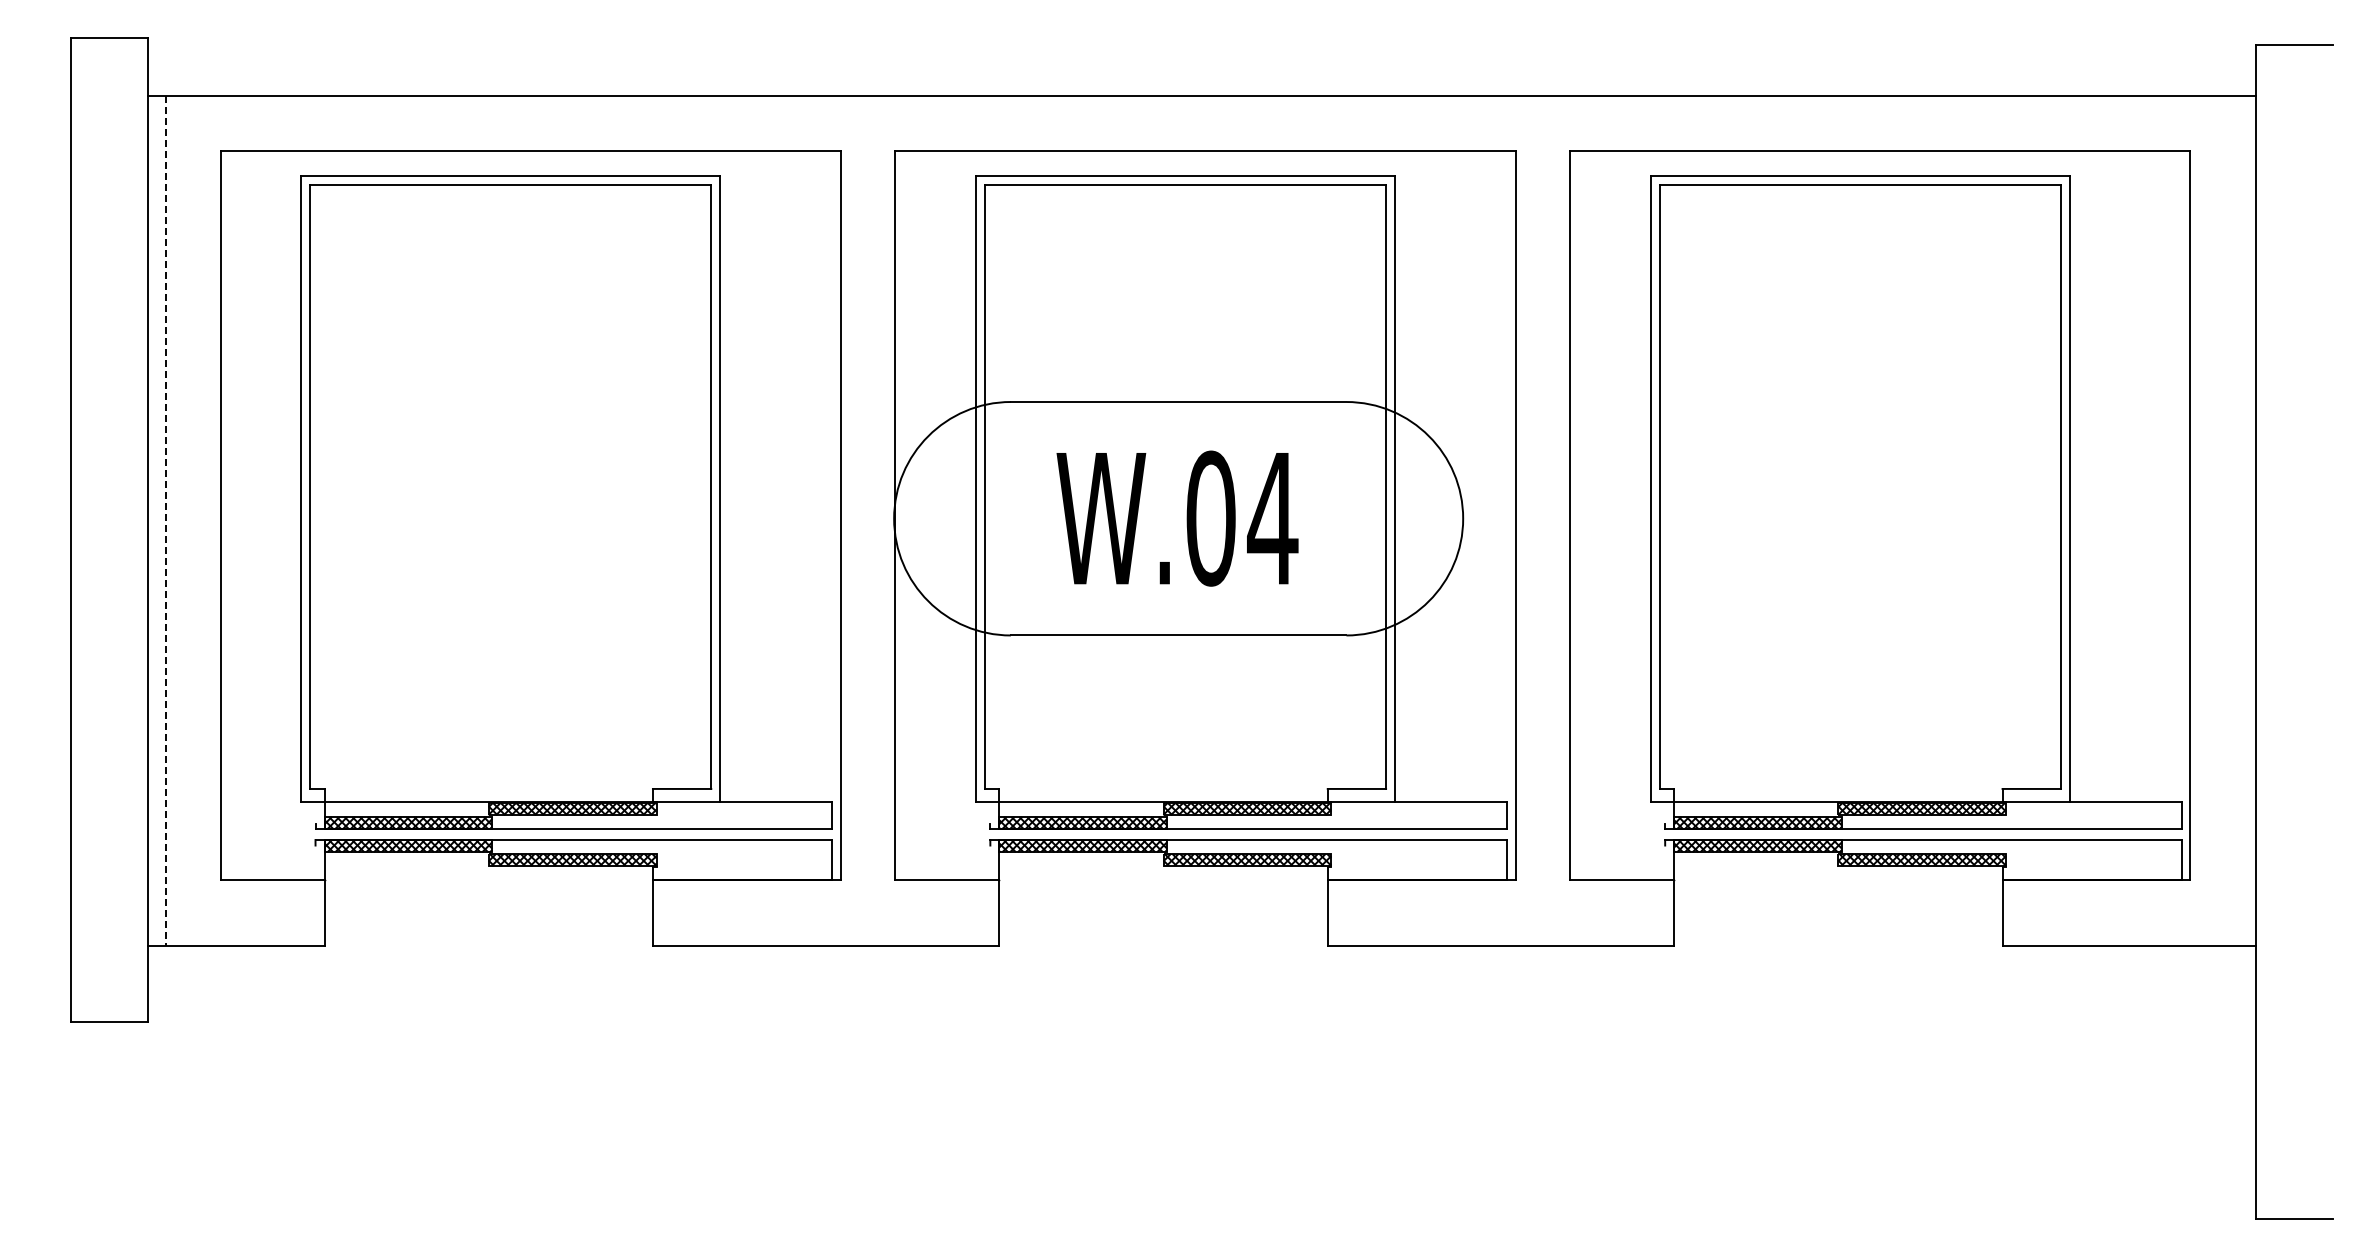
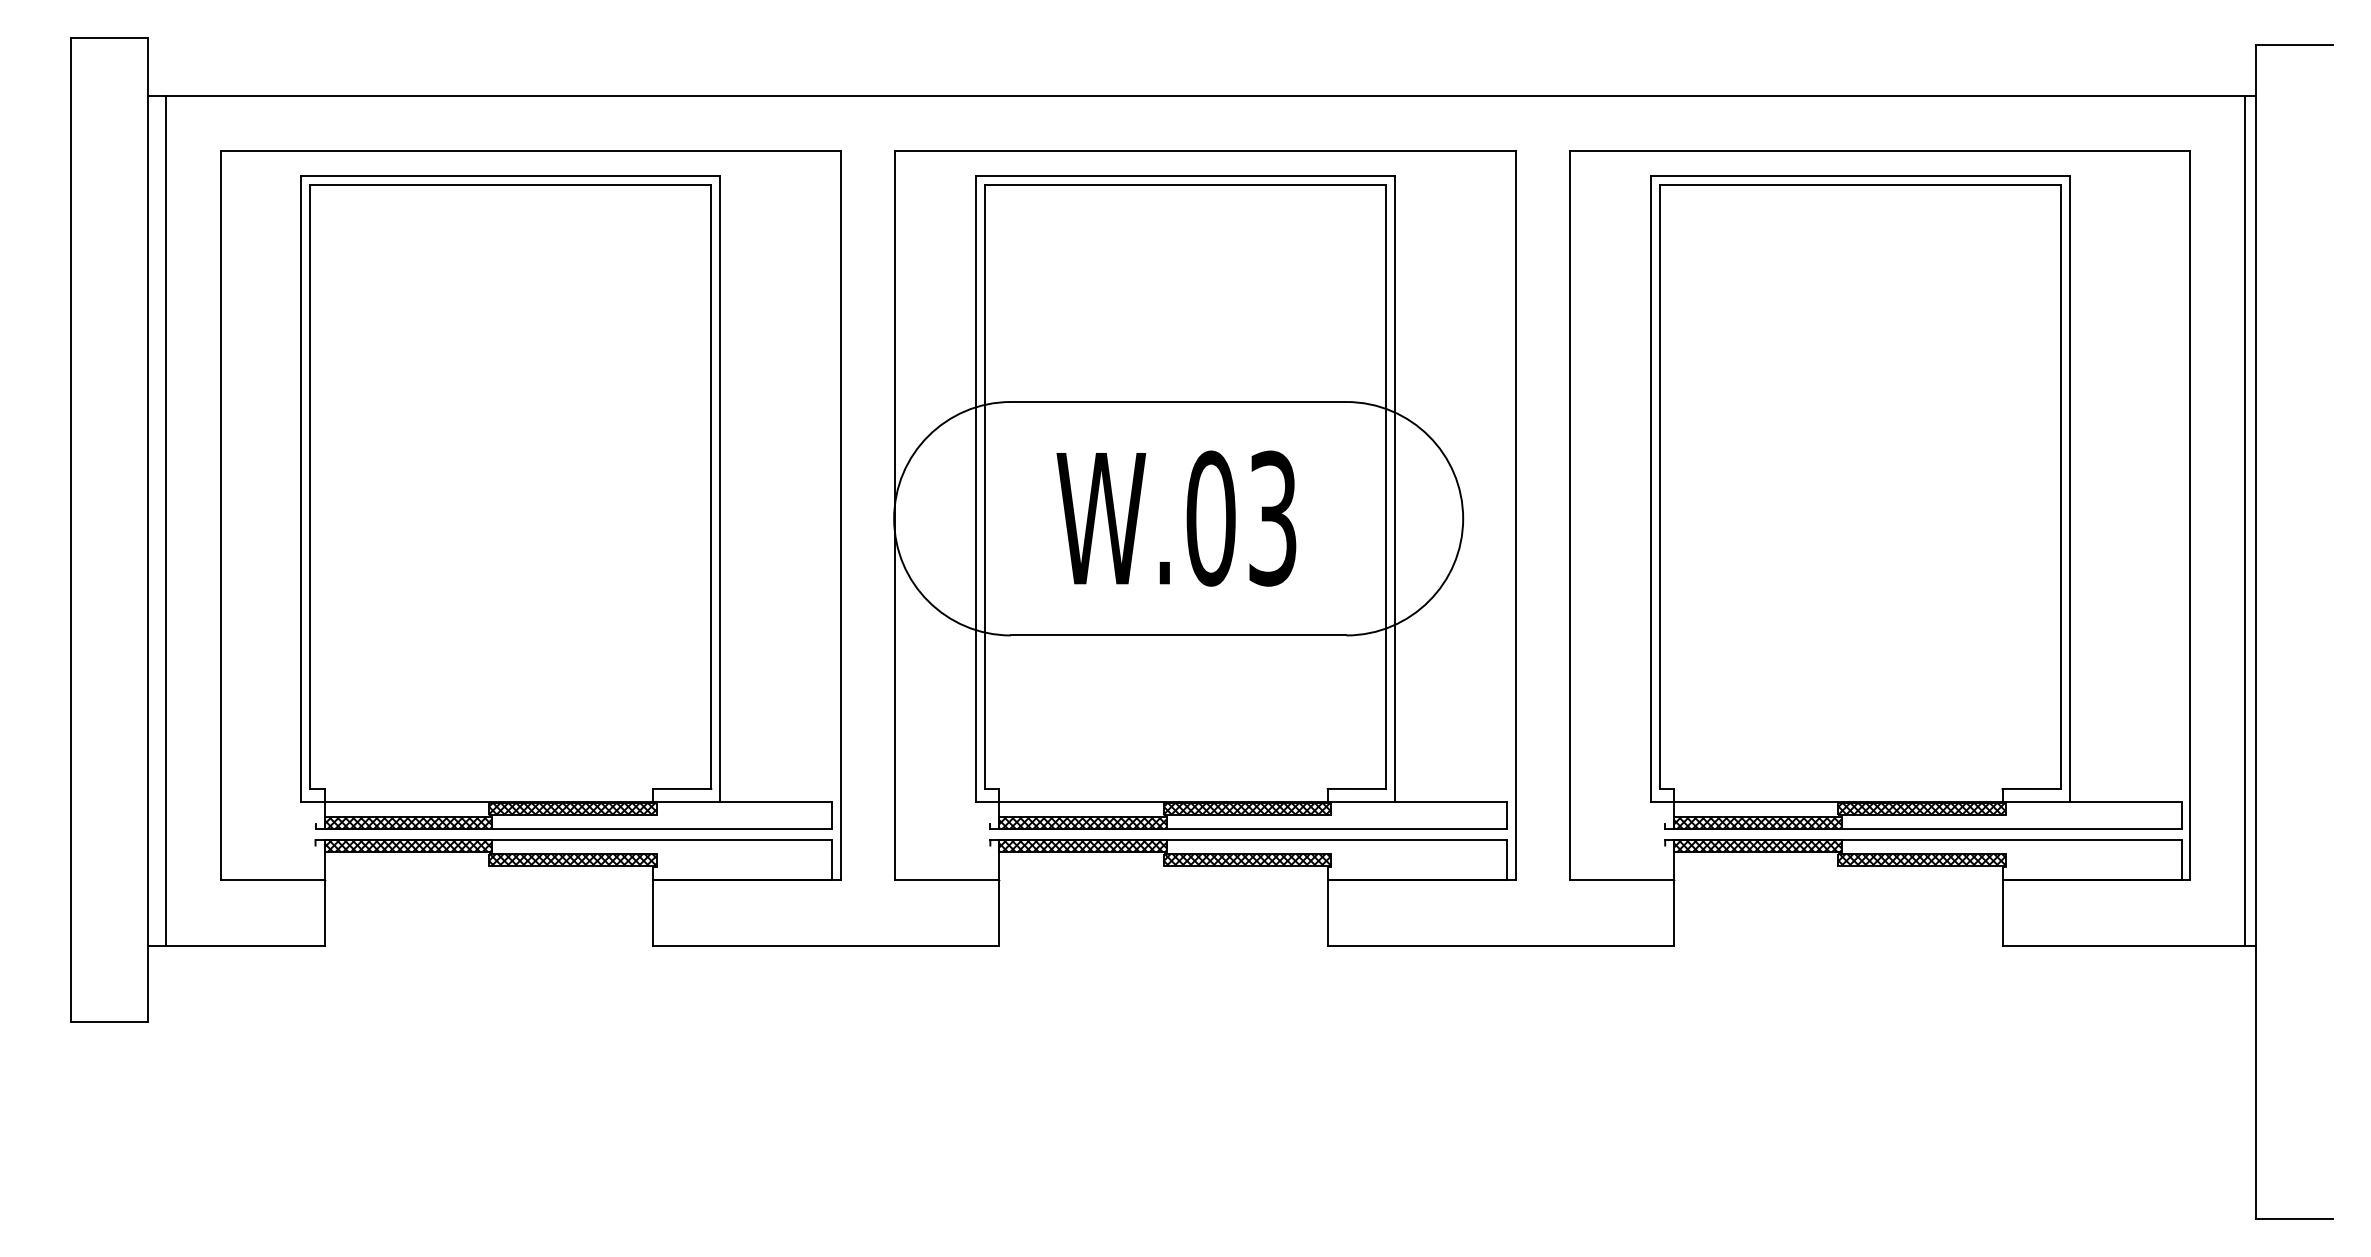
text: W.04 -> W.03 (1272, 518)
line: dashed -> solid (165, 520)
line: none -> present (2245, 520)
